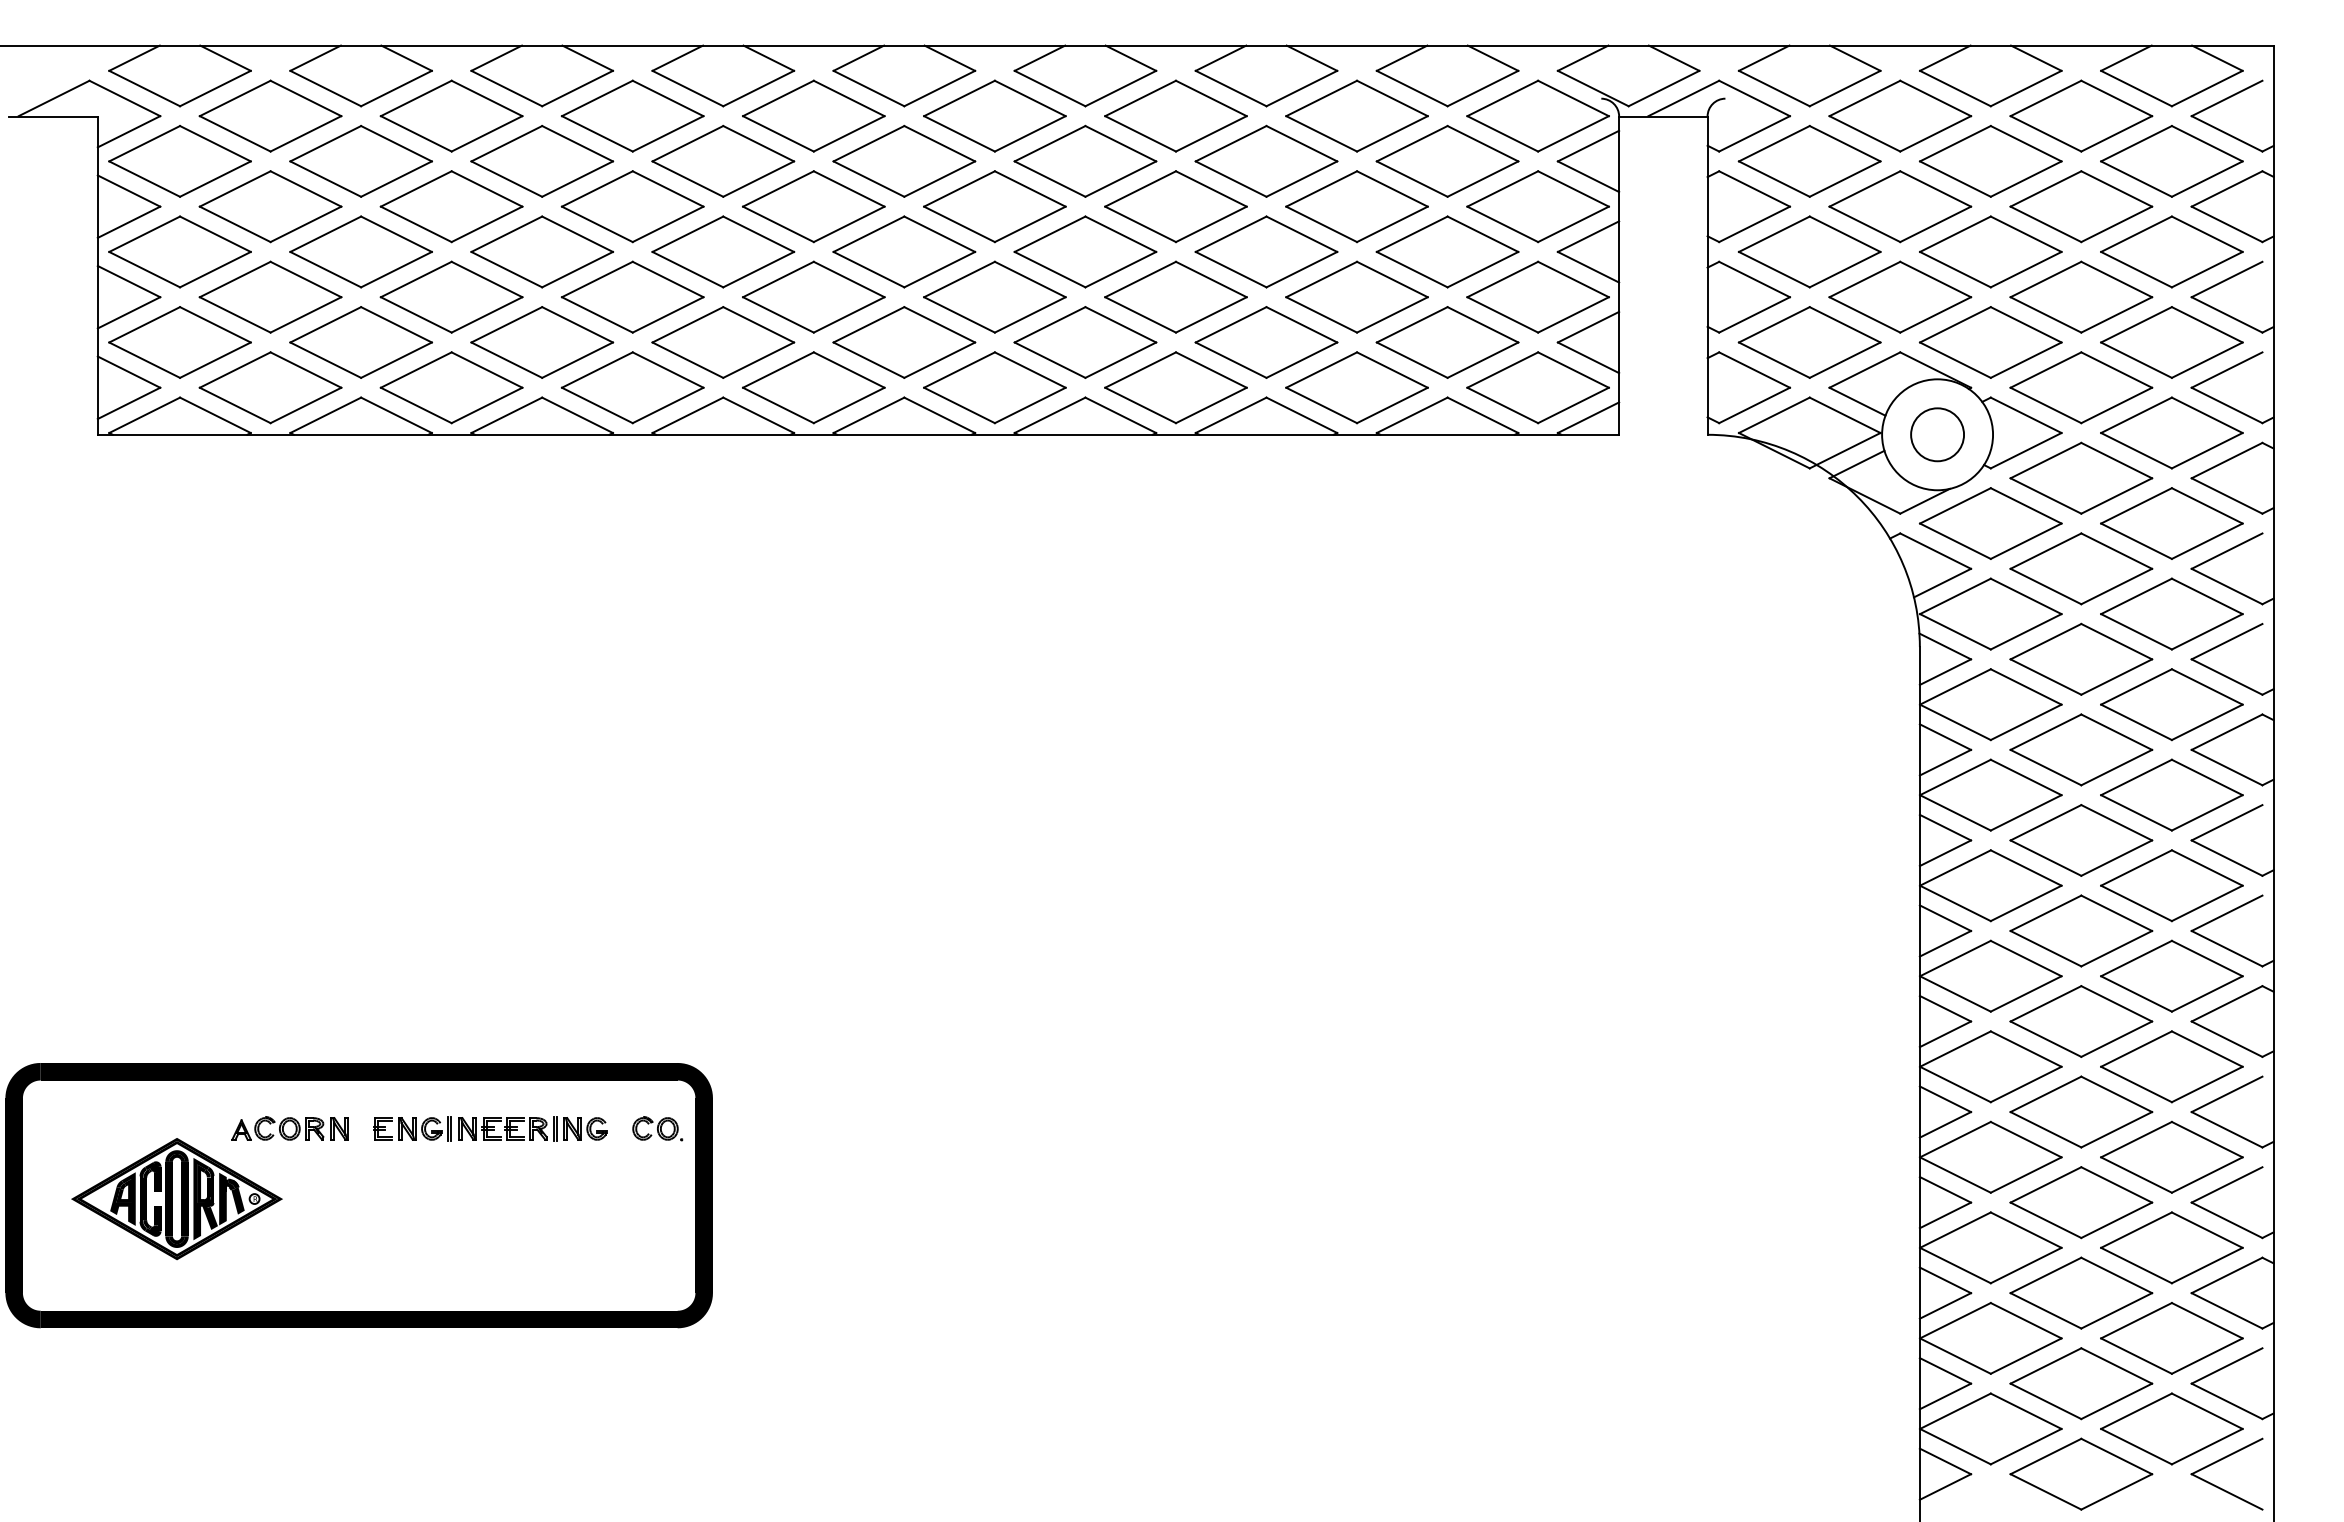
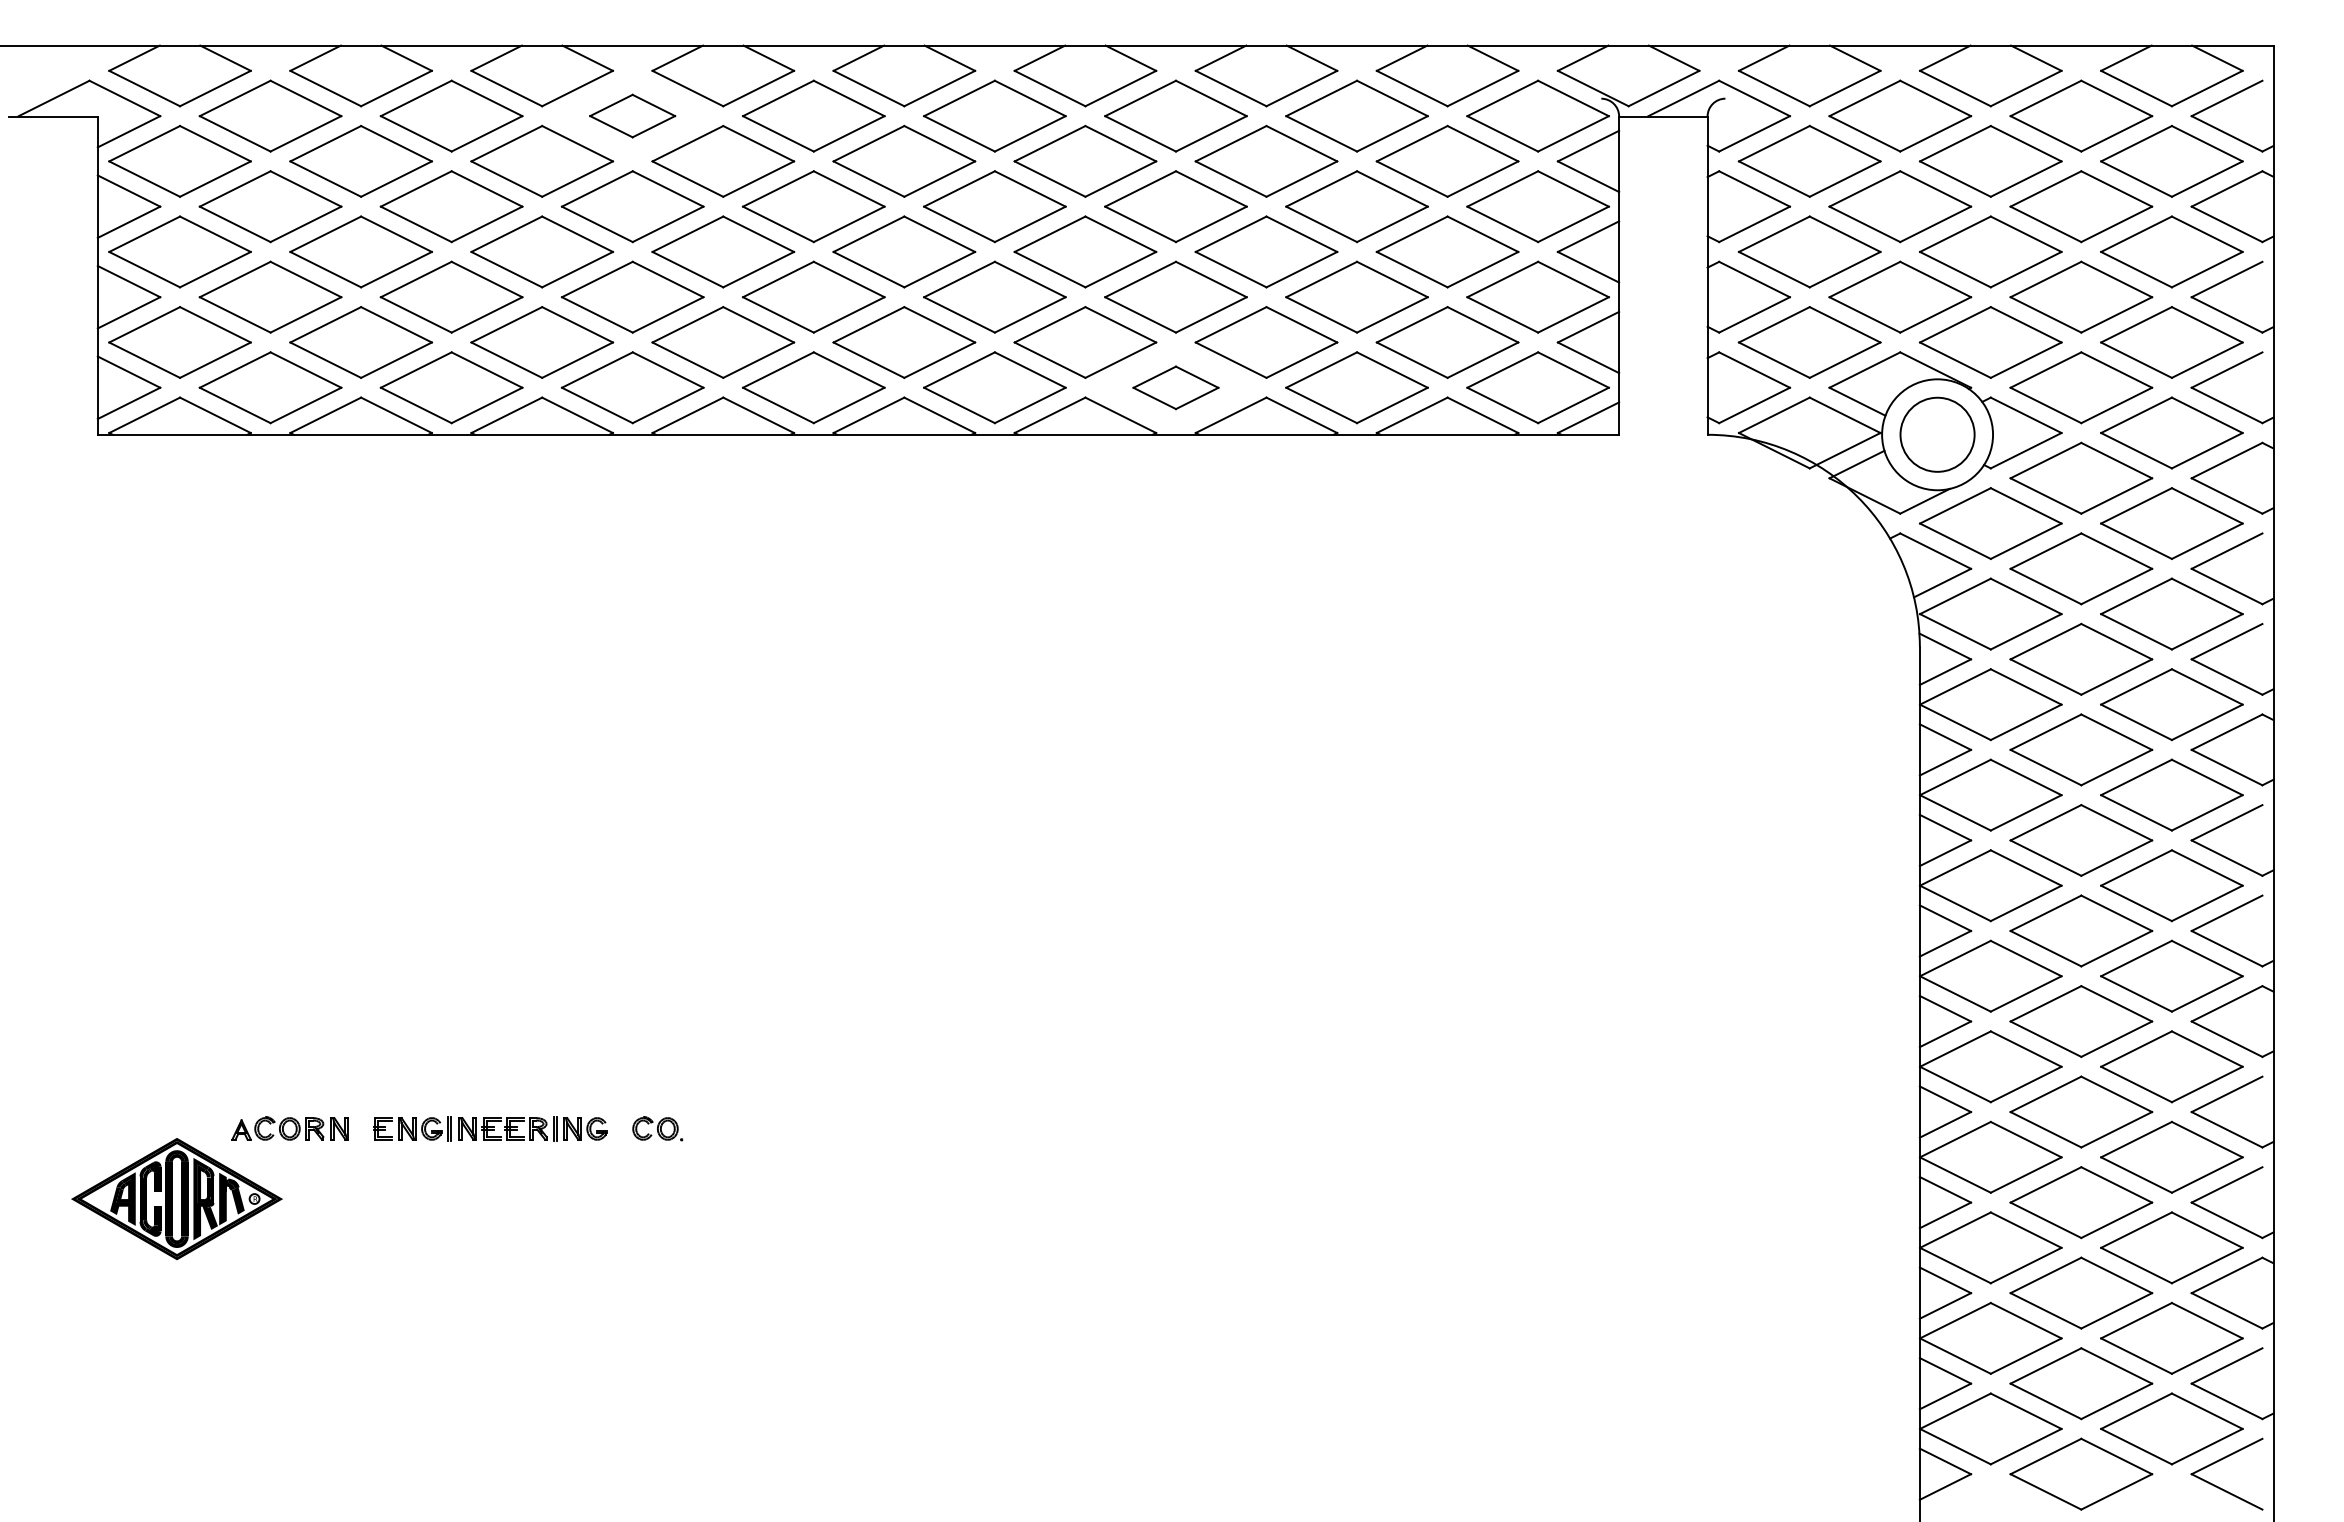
part size: 145x74 px -> 88x46 px (632, 115)
part size: 144x74 px -> 88x46 px (1175, 387)
circle diameter: 53 px -> 74 px (1937, 434)
part: present -> none (358, 1195)
